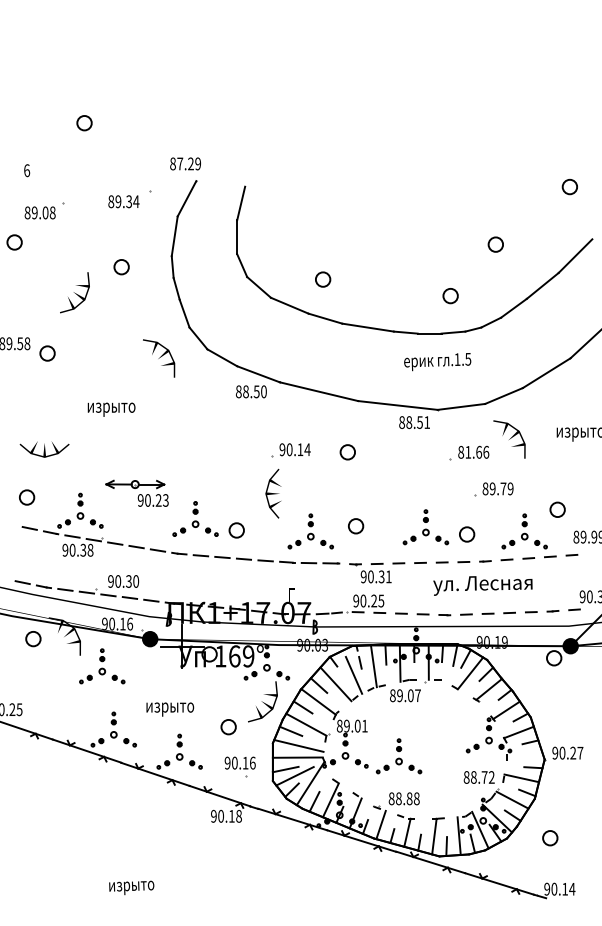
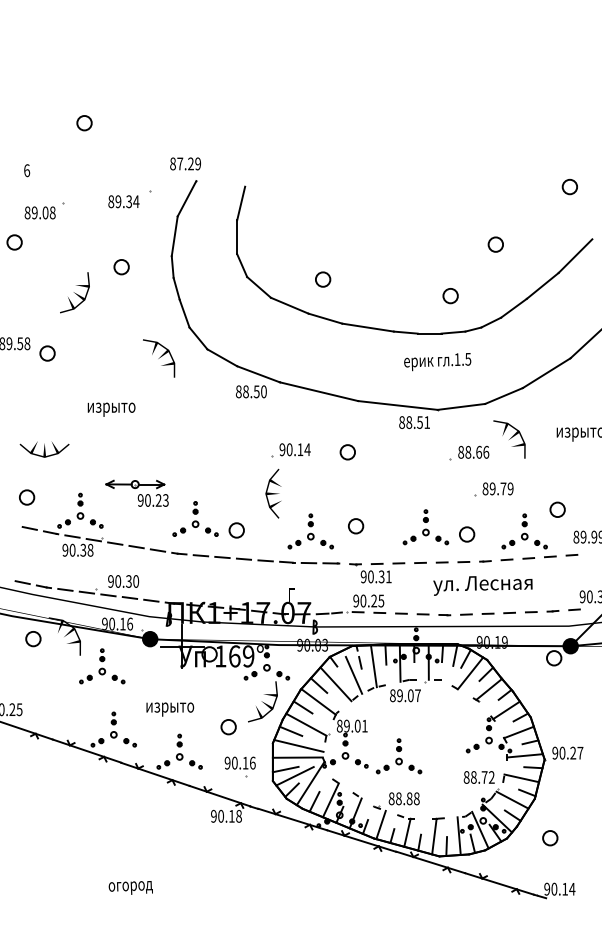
text: 81.66 -> 88.66 (468, 451)
line: none -> present (524, 755)
text: изрыто -> огород (131, 887)
